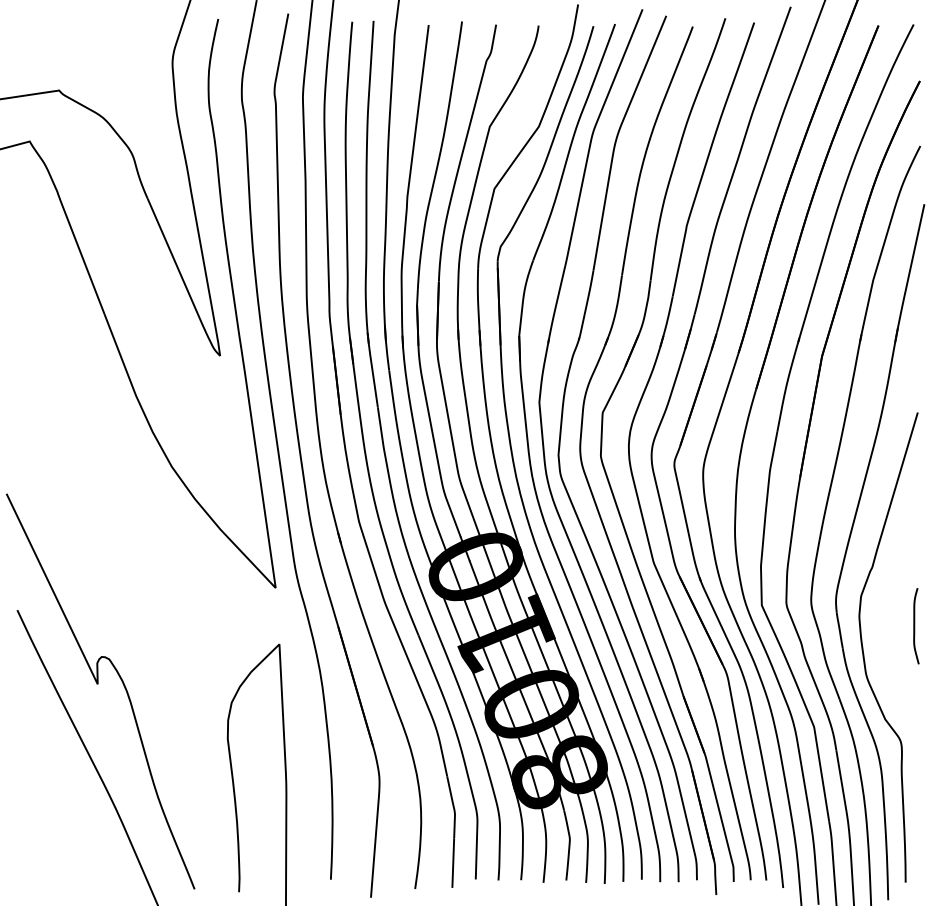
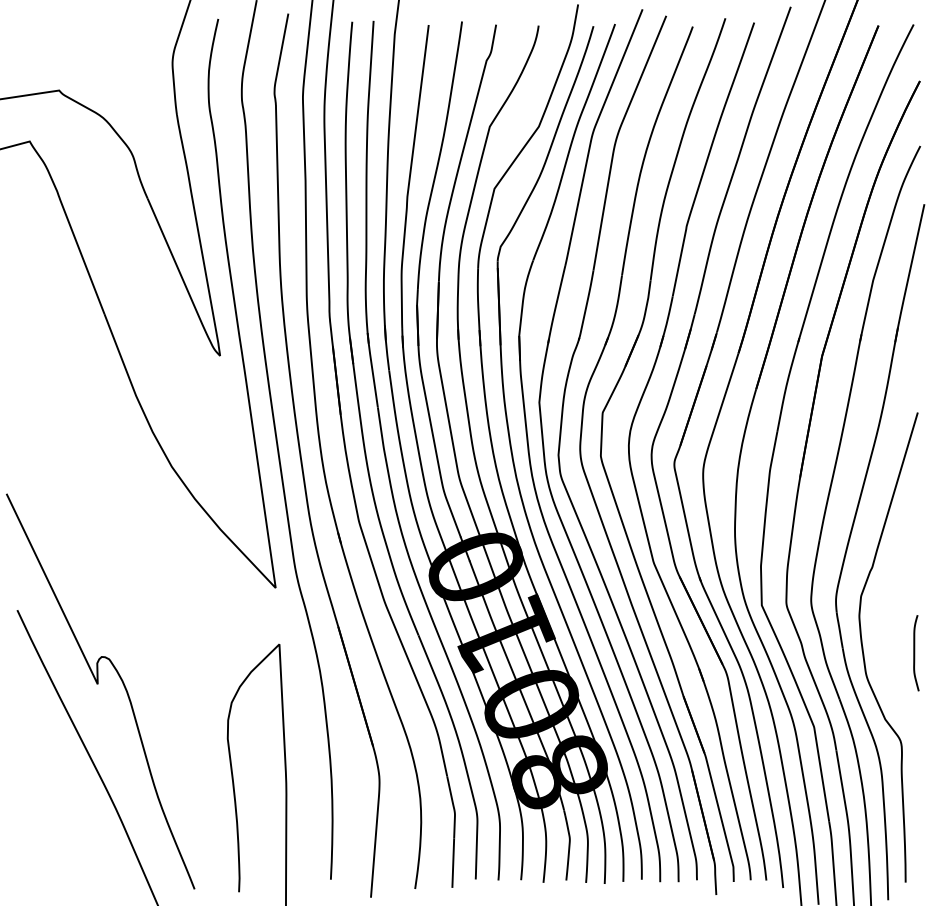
curve position: (915, 626) -> (915, 653) (915, 653)
